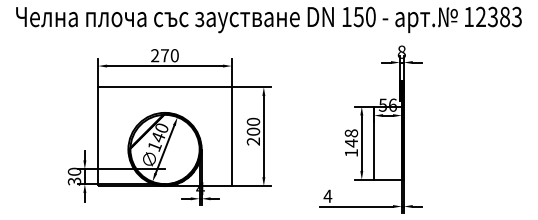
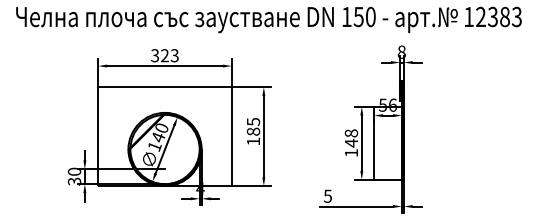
text: 270 -> 323 (164, 55)
text: 200 -> 185 (253, 131)
text: 4 -> 5 (327, 195)
